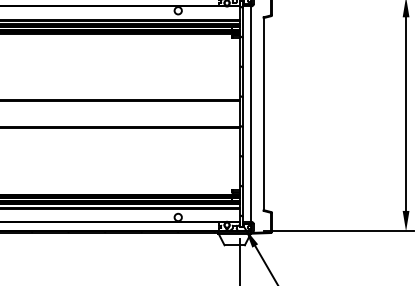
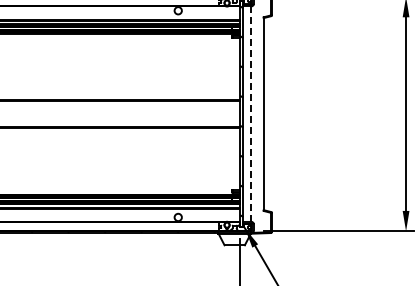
line: solid -> dashed (251, 114)
